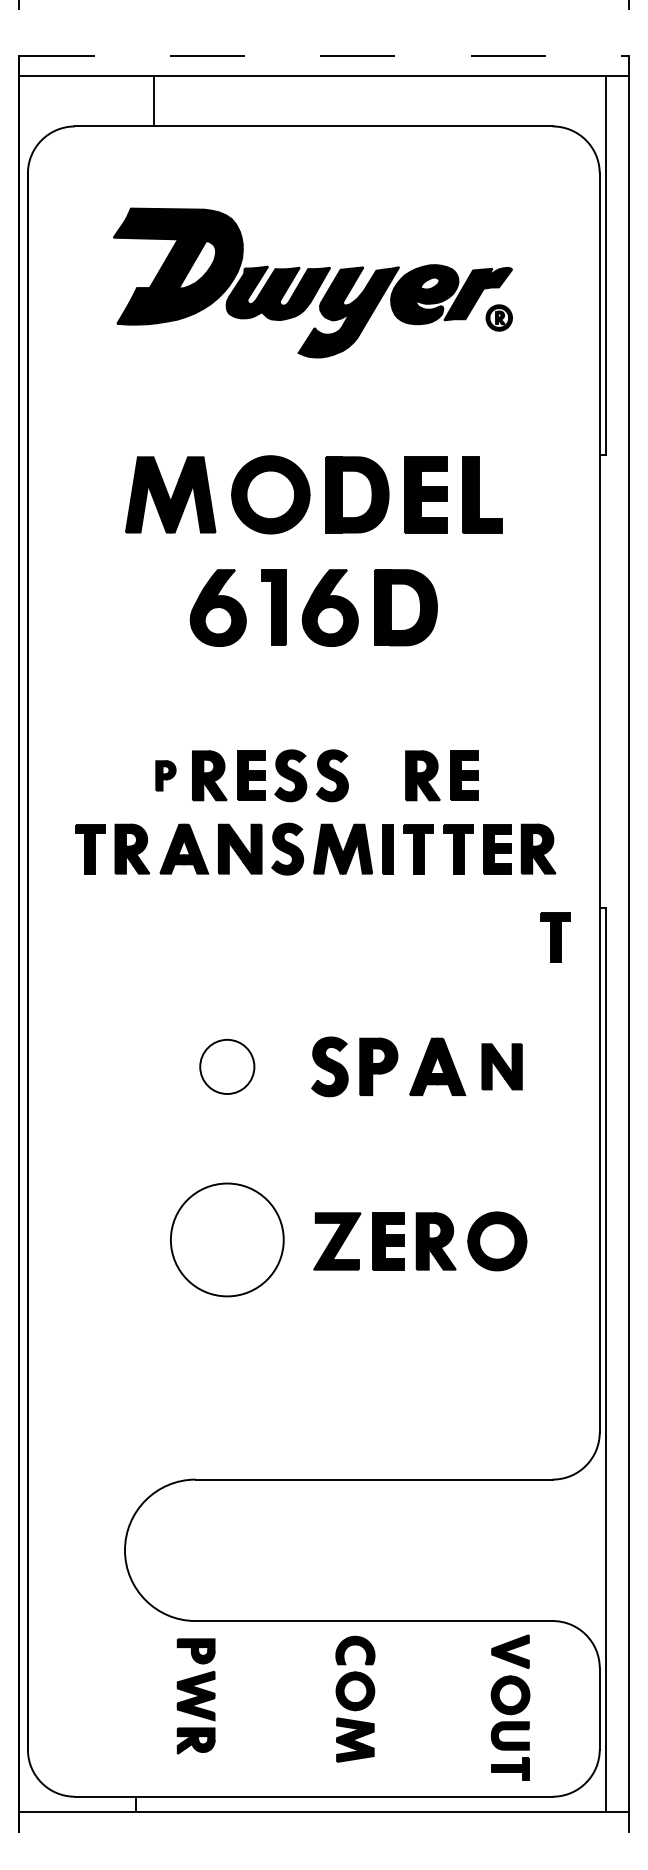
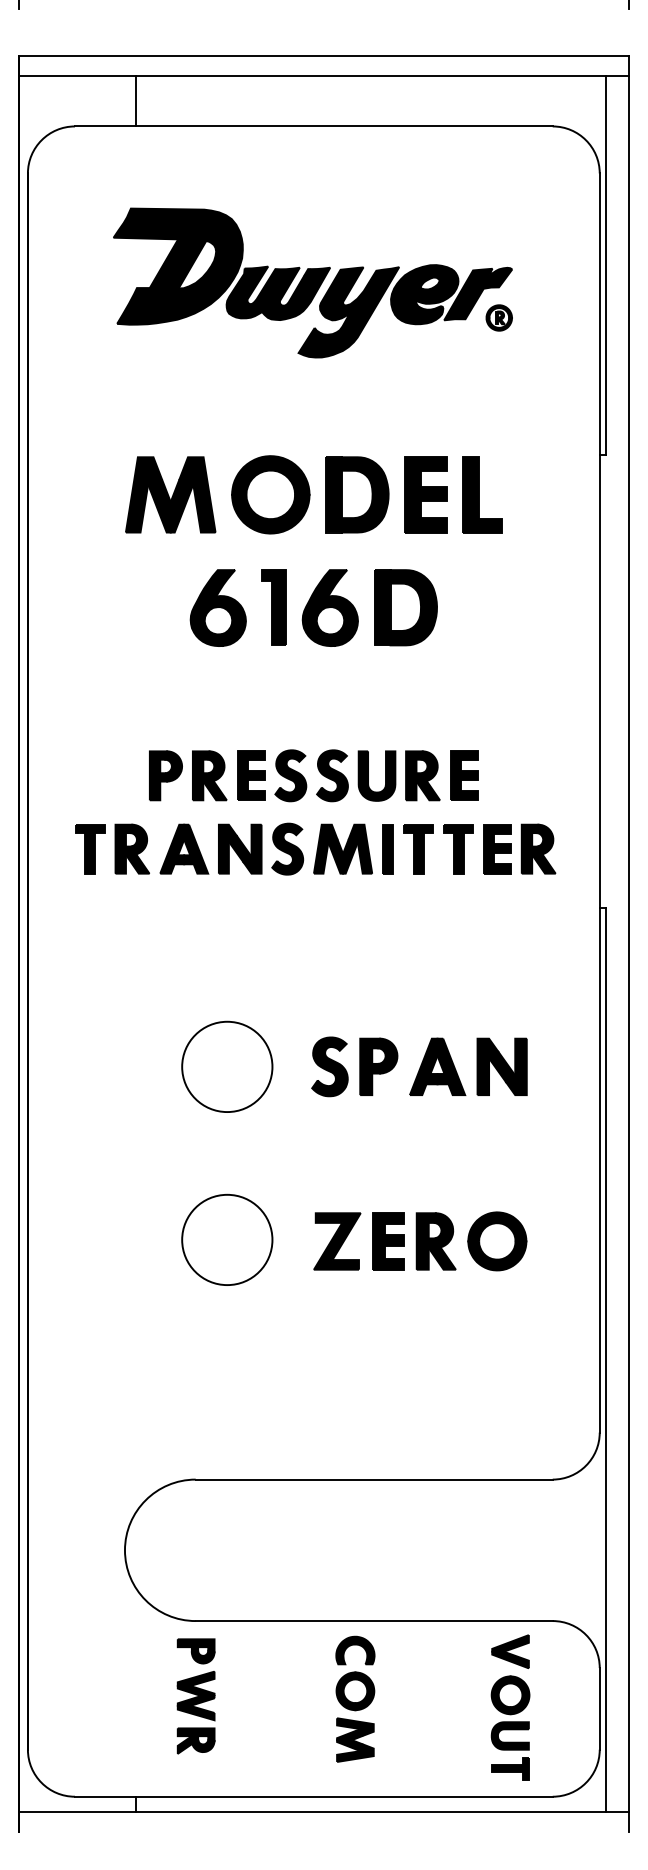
line: dashed -> solid (324, 56)
line position: (153, 101) -> (135, 101) (135, 101)
part size: 22x32 px -> 34x52 px (165, 775)
part: none -> present (368, 775)
part: present -> none (555, 937)
circle diameter: 54 px -> 90 px (227, 1066)
part size: 42x48 px -> 52x59 px (501, 1066)
circle diameter: 113 px -> 90 px (227, 1239)
